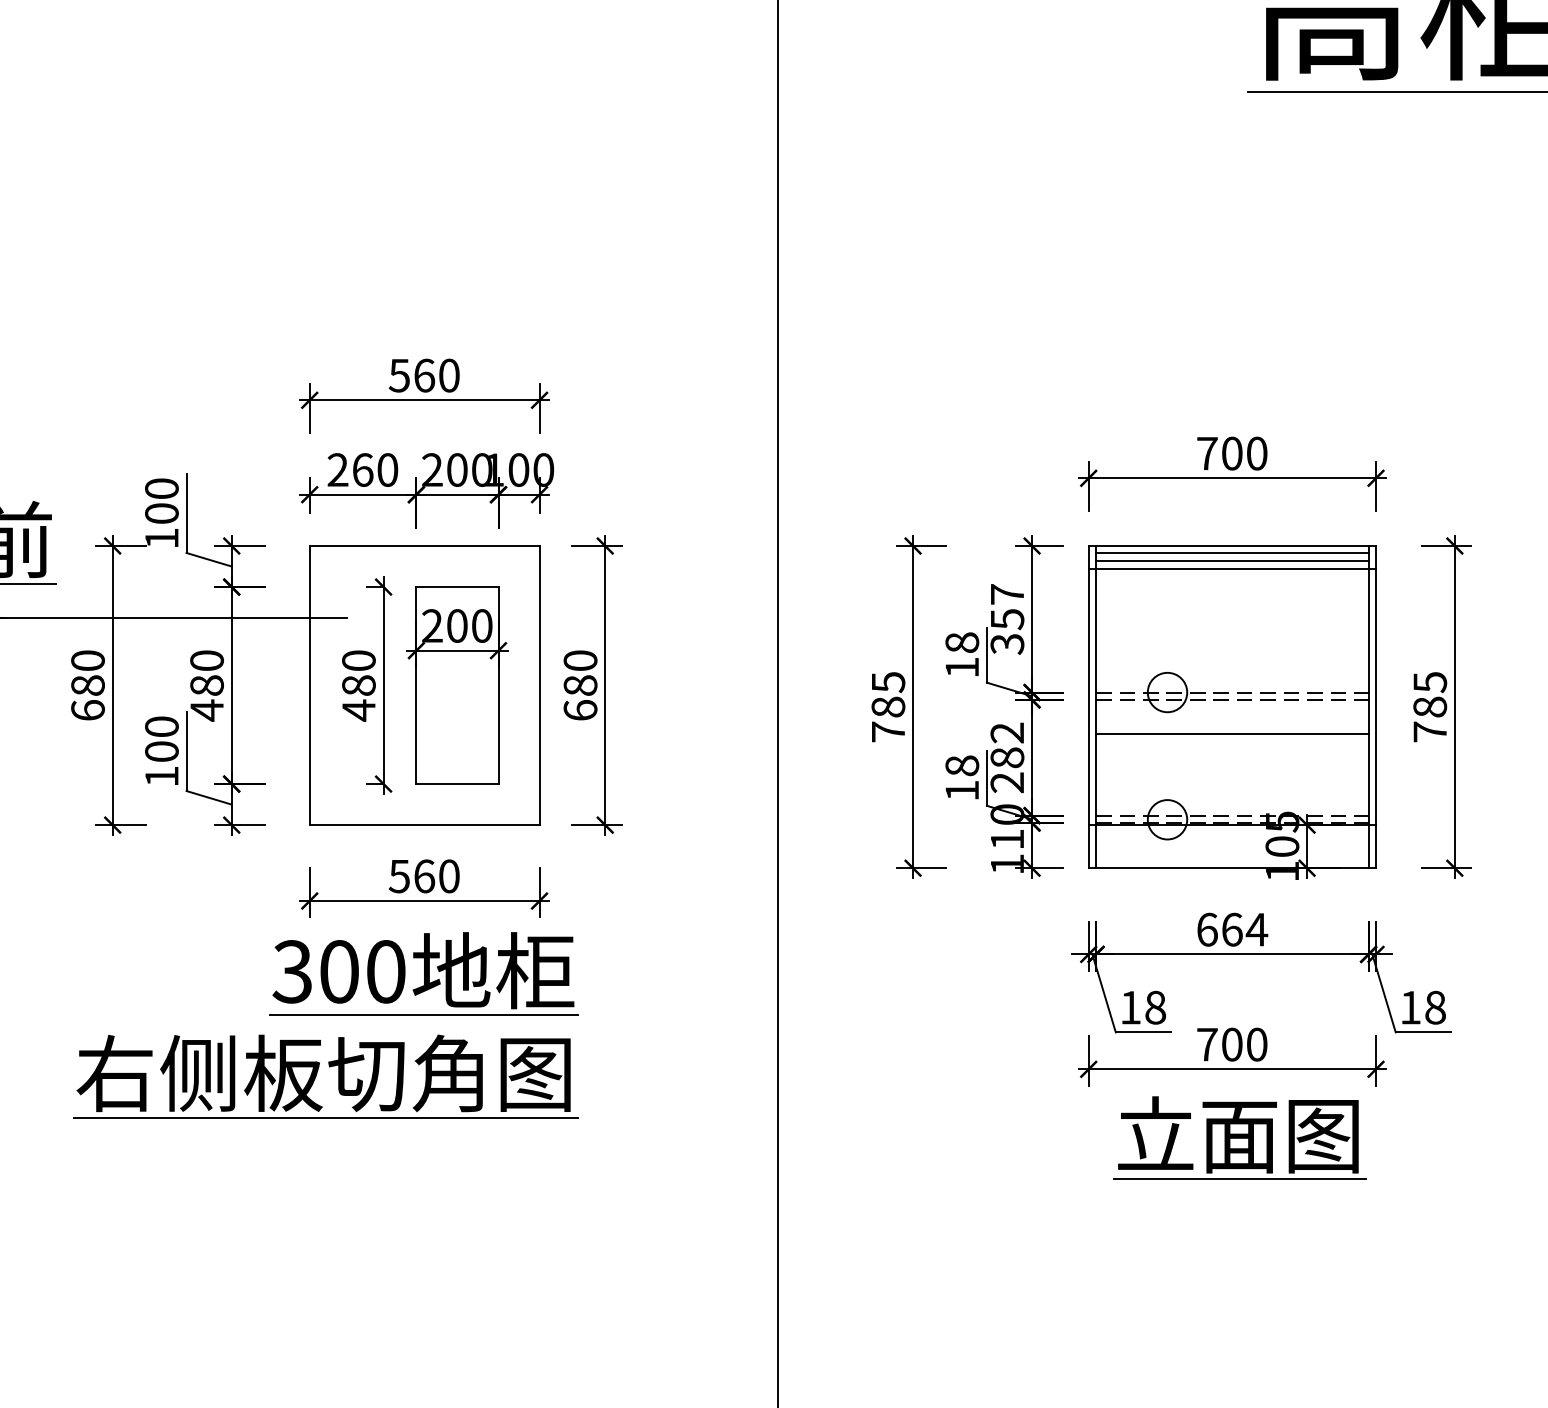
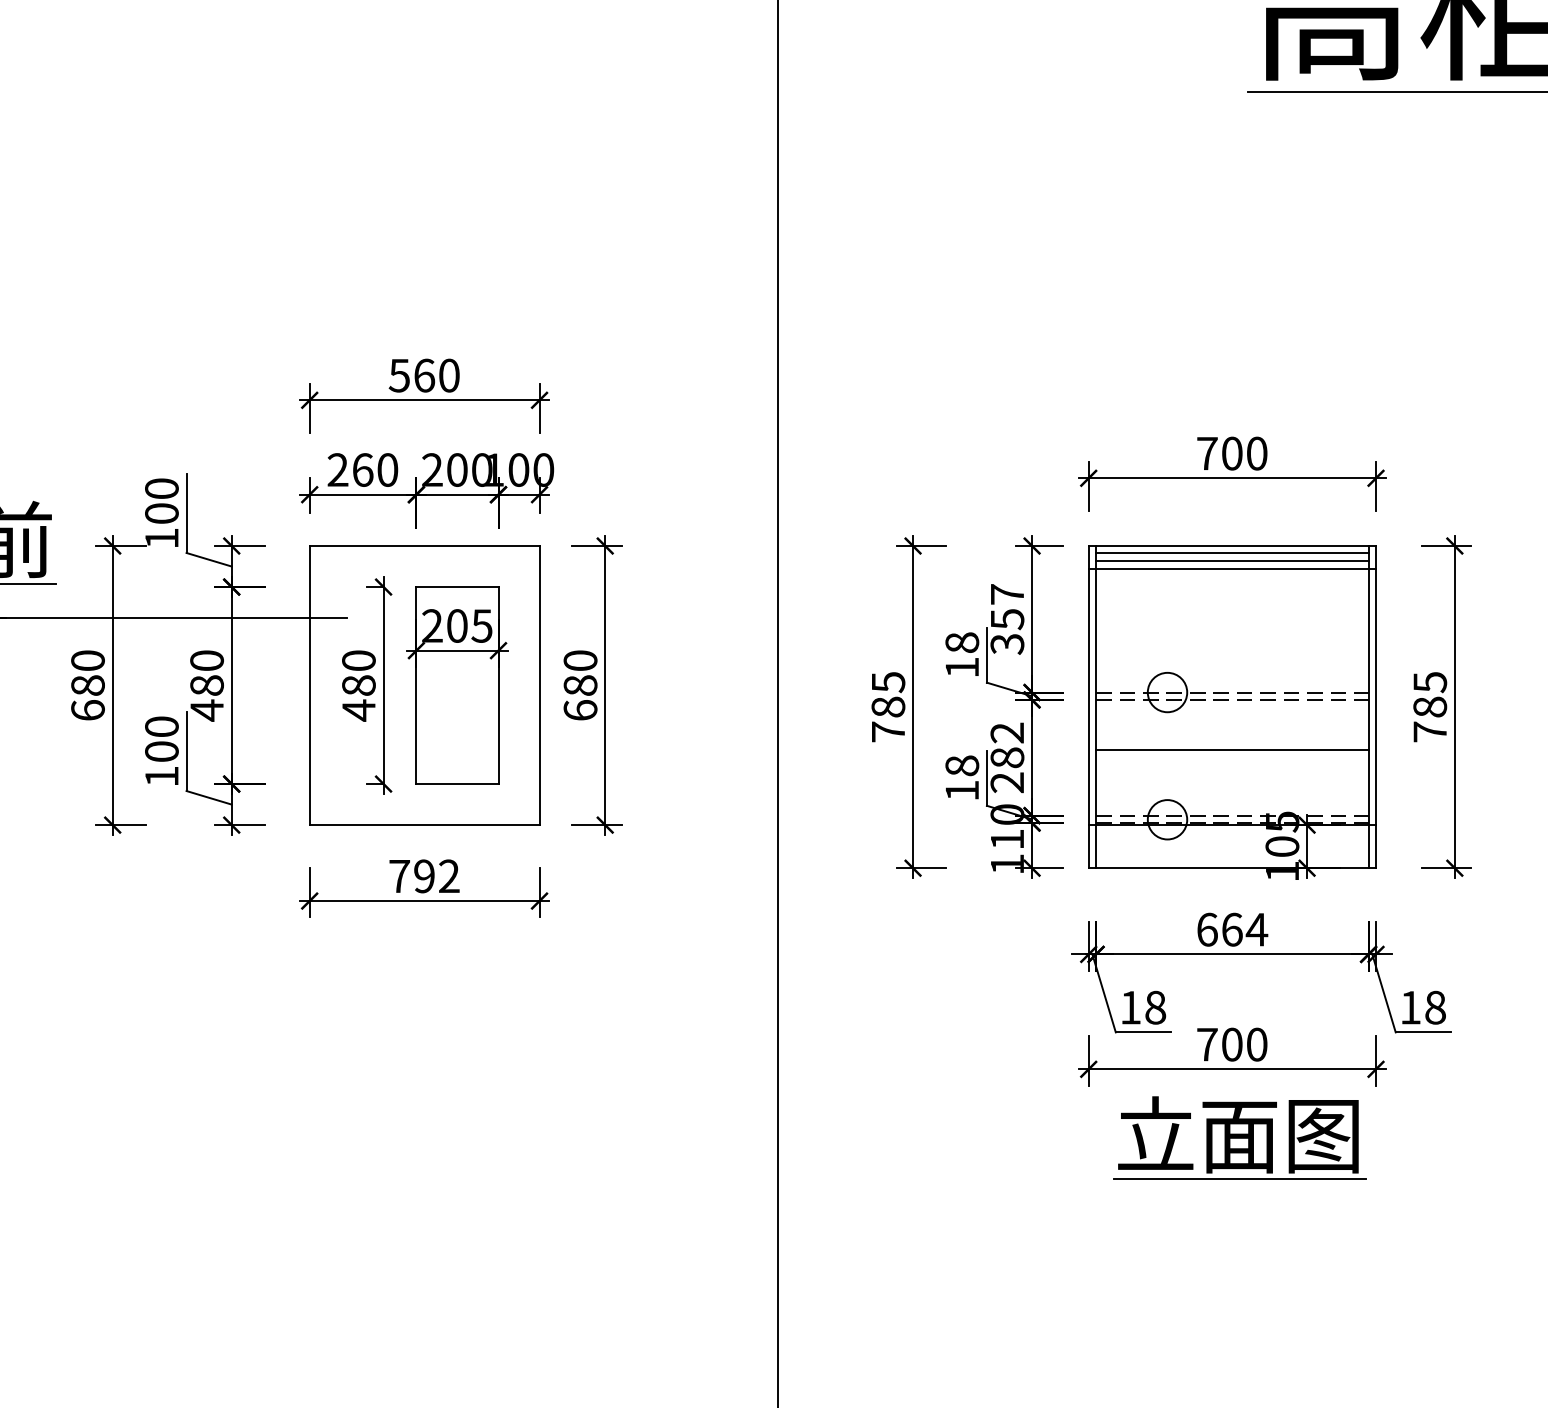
text: 200 -> 205 (481, 625)
line position: (1232, 734) -> (1232, 750) (1232, 750)
text: 560 -> 792 (423, 876)
part: present -> none (325, 1015)
